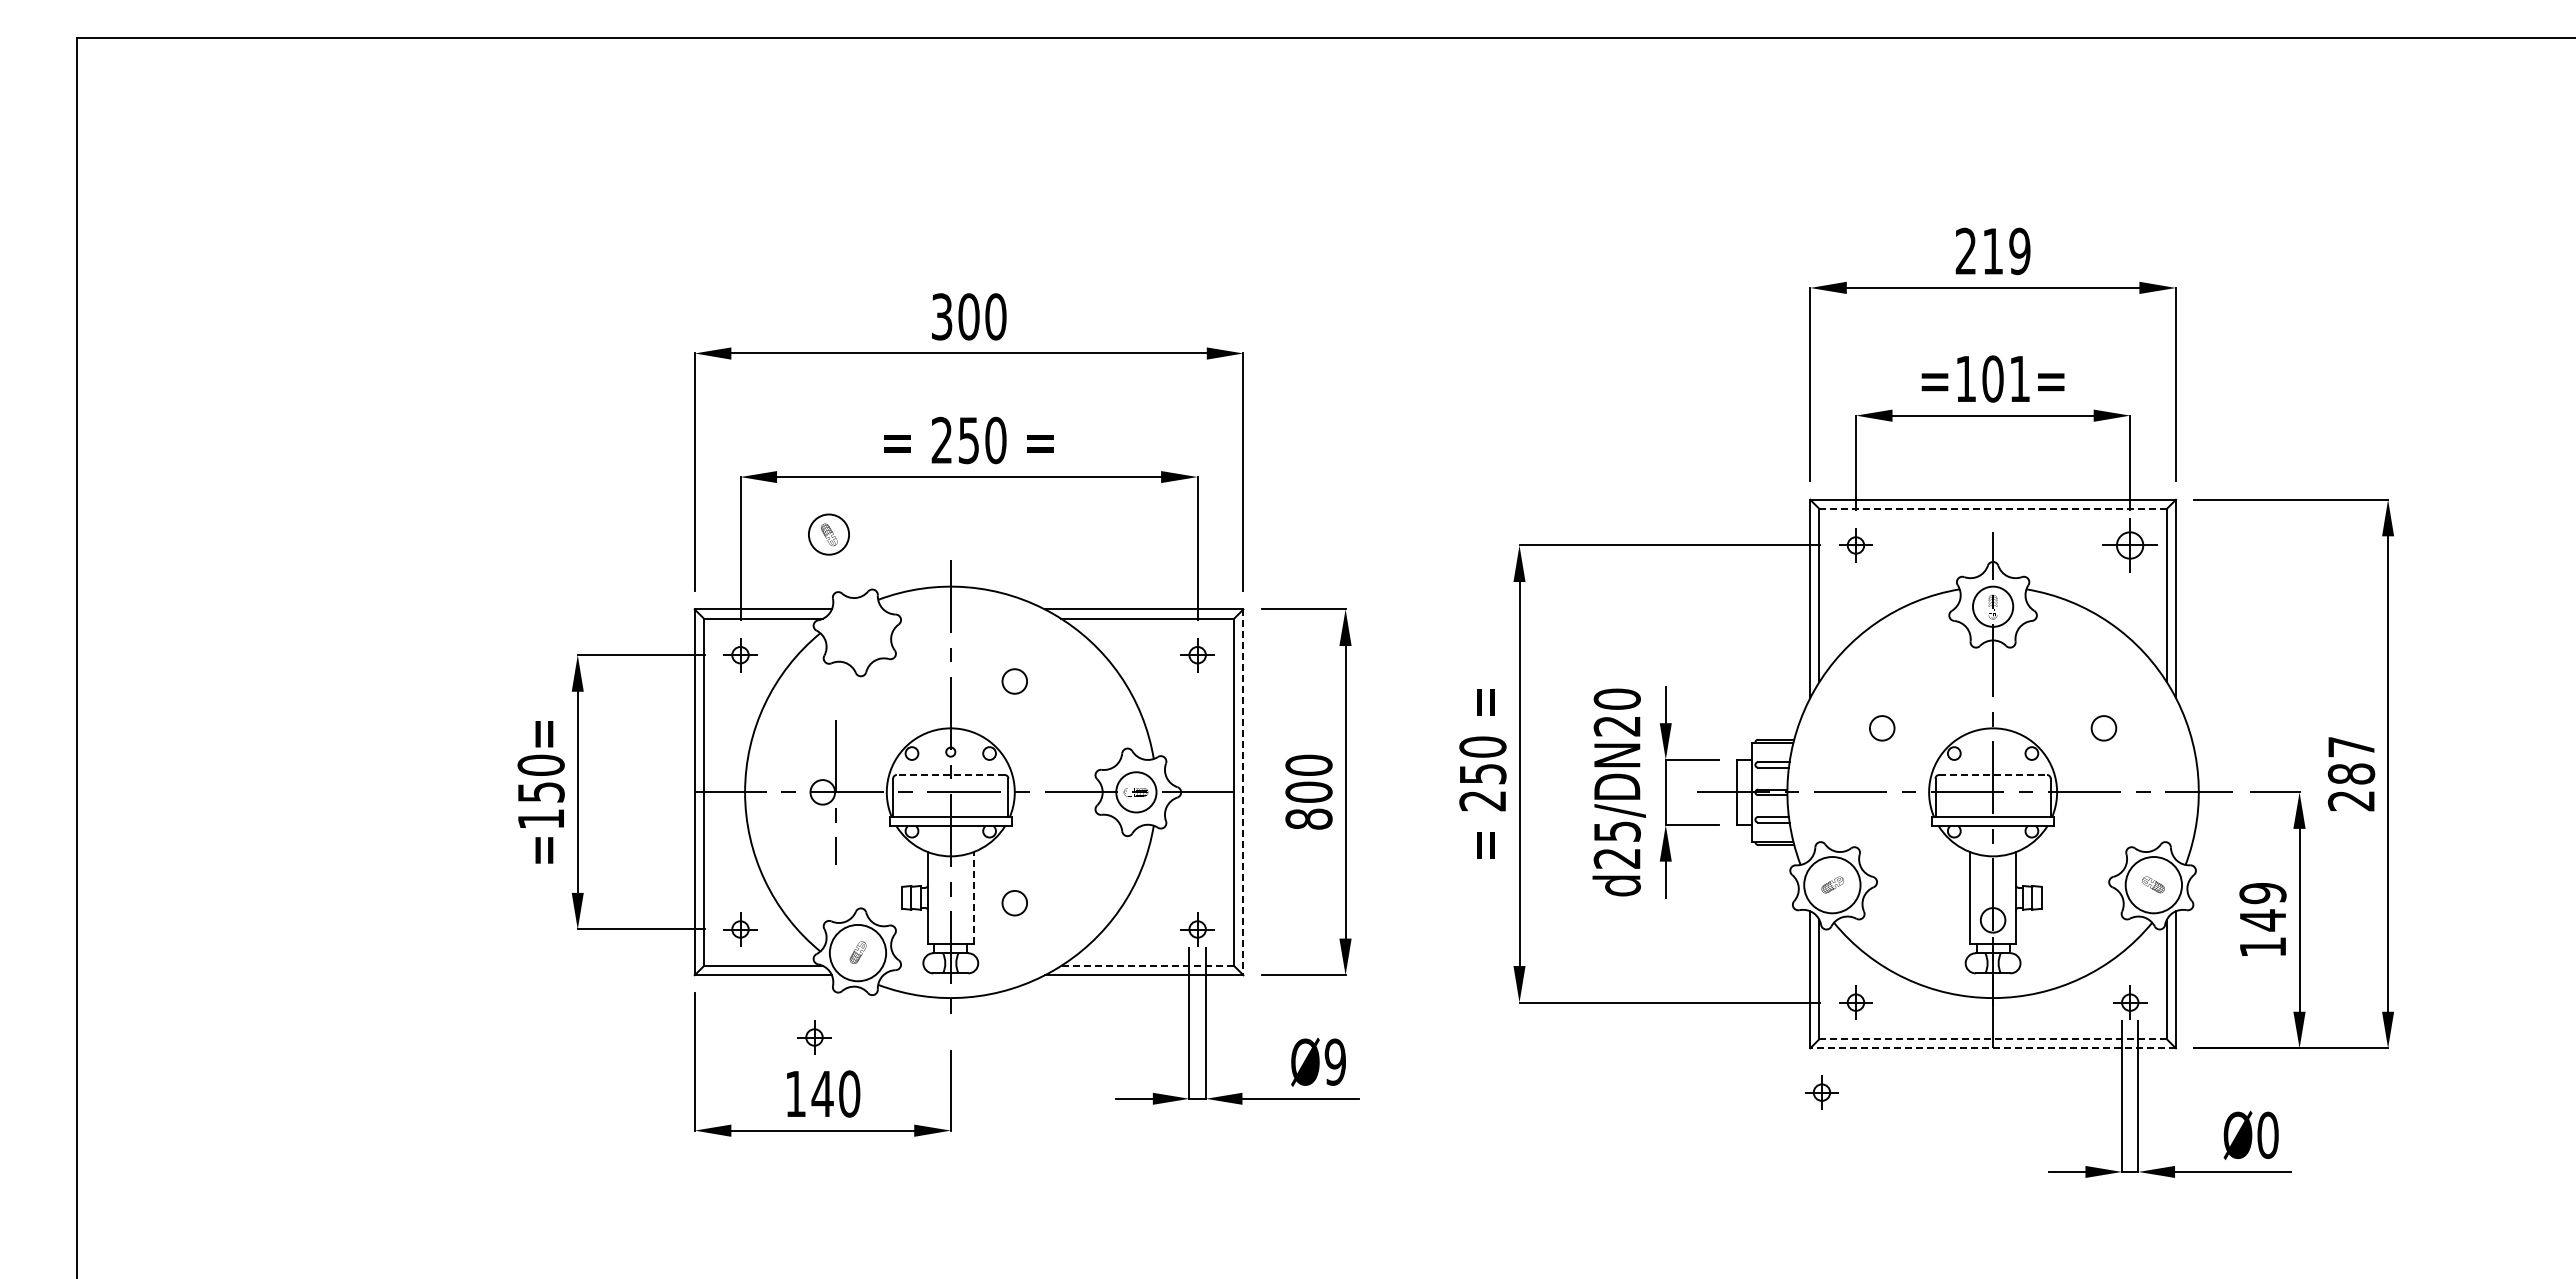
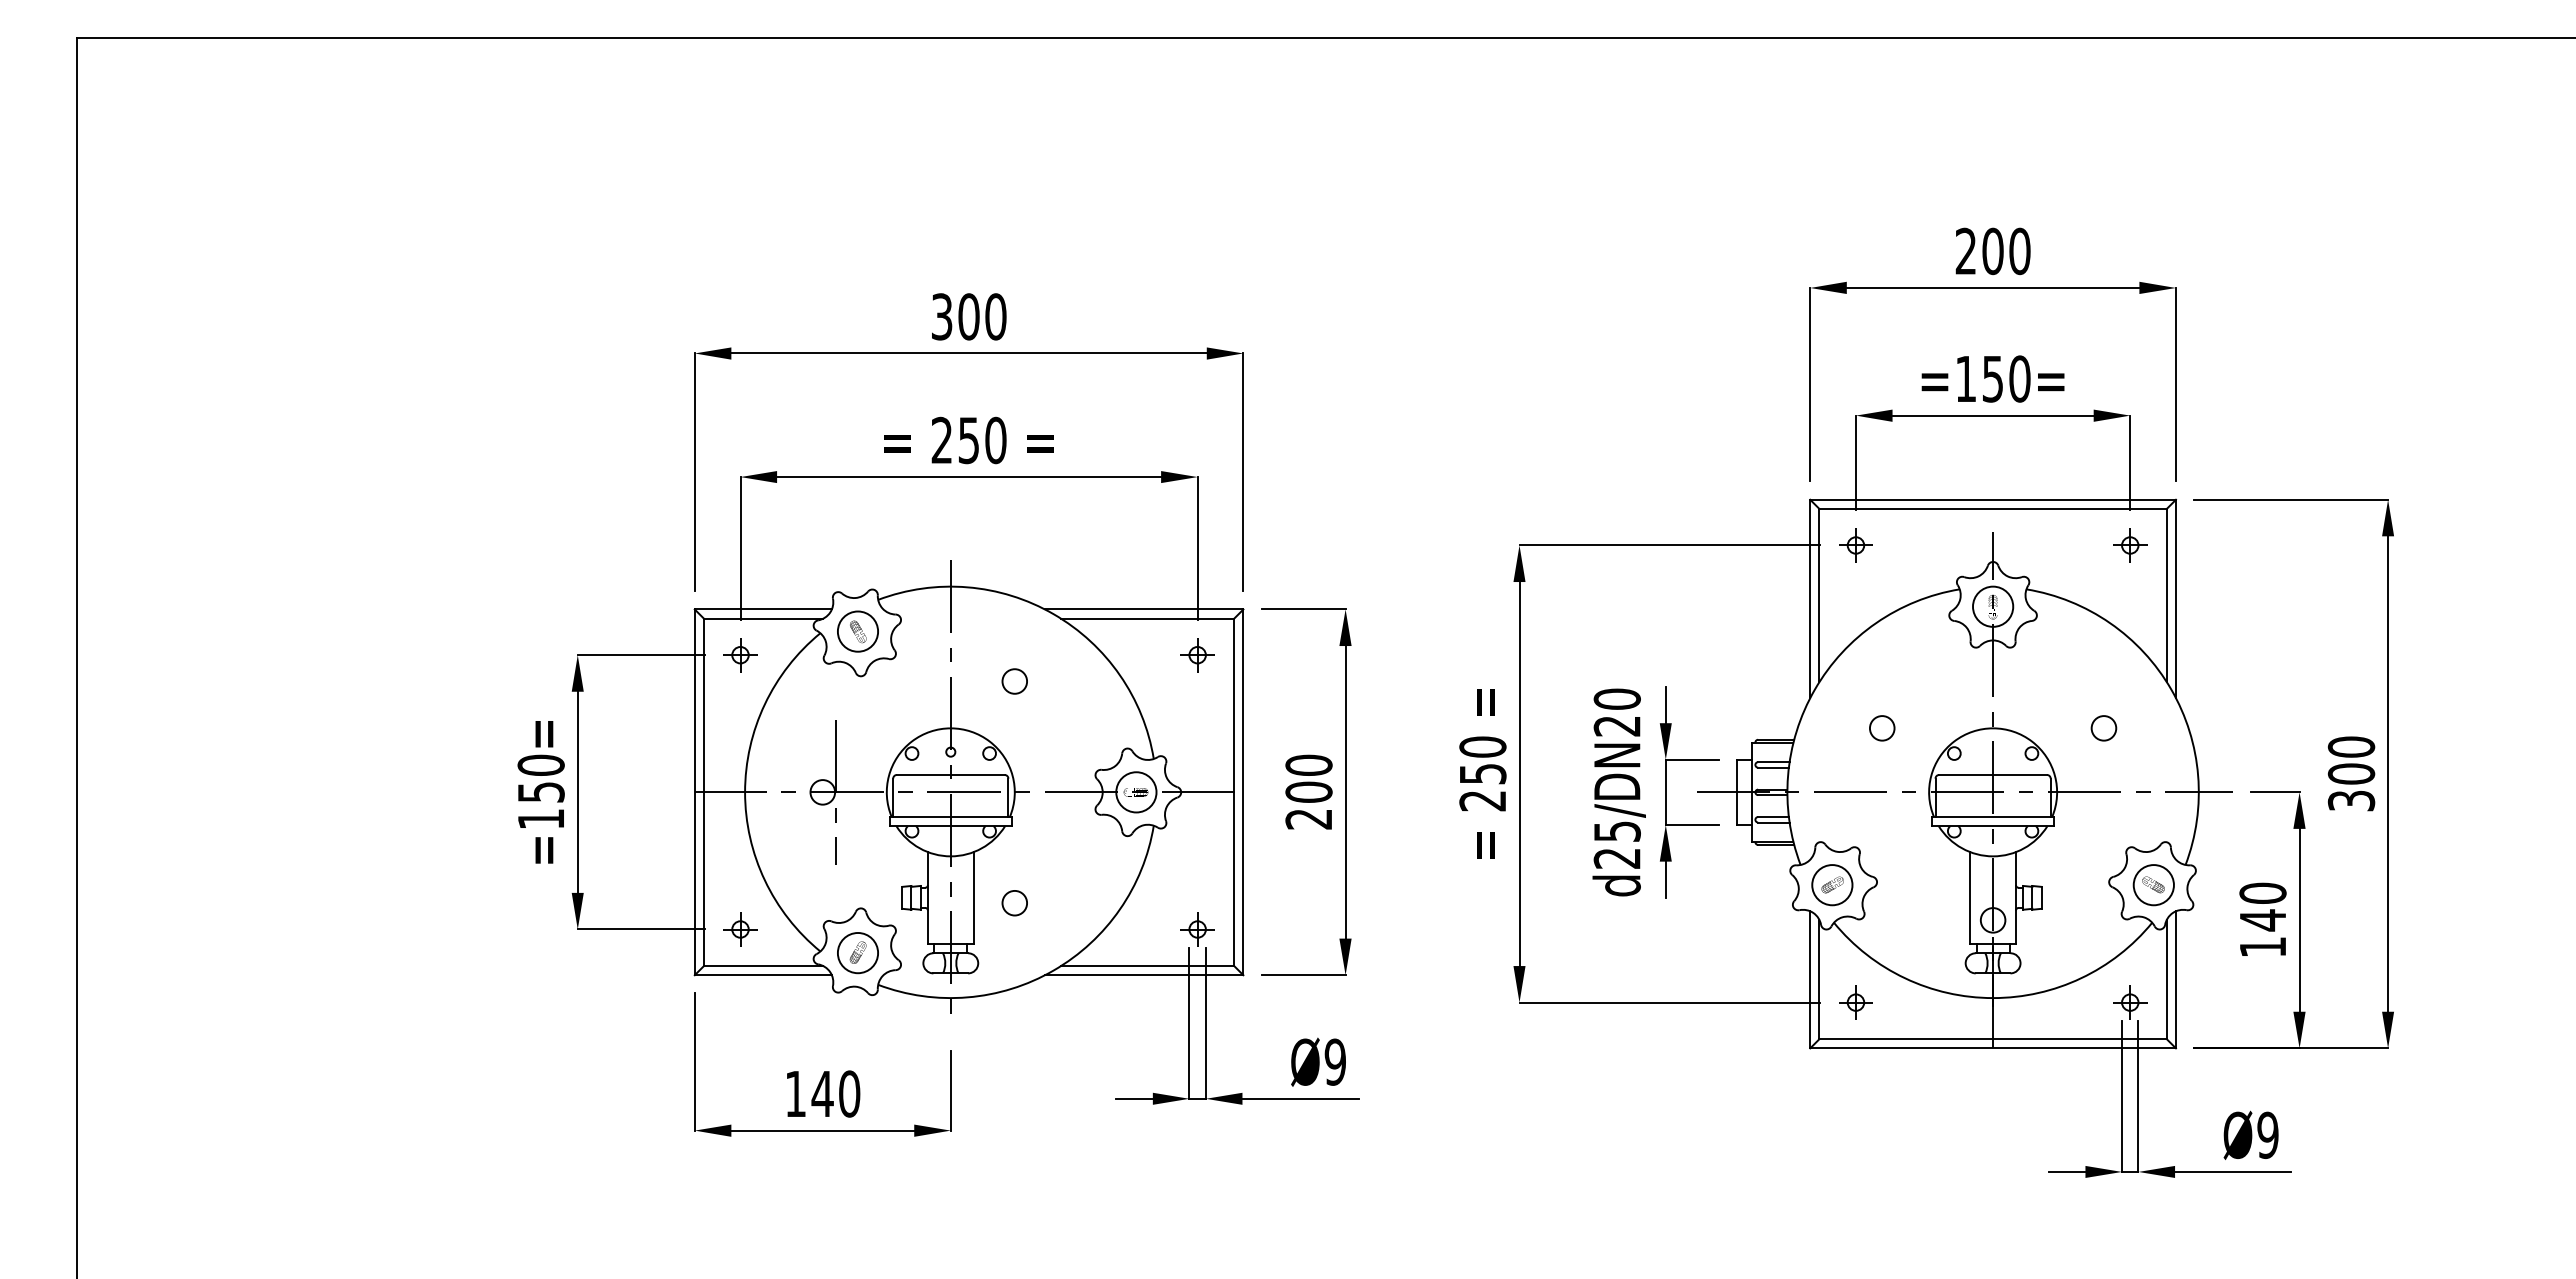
text: 219 -> 200 (2006, 251)
text: =101= -> =150= (2006, 378)
line: dashed -> solid (1993, 508)
part position: (828, 534) -> (857, 631) (857, 631)
part size: 56x55 px -> 35x35 px (2130, 545)
text: 287 -> 300 (2351, 773)
line: dashed -> solid (950, 774)
line: dashed -> solid (1993, 774)
line: dashed -> solid (1243, 792)
text: 800 -> 200 (1308, 818)
circle diameter: 56 px -> 40 px (1832, 885)
circle diameter: 56 px -> 40 px (2153, 885)
text: 149 -> 140 (2262, 893)
line: dashed -> solid (973, 898)
circle diameter: 56 px -> 40 px (857, 952)
line: dashed -> solid (1147, 966)
part: present -> none (814, 1037)
line: dashed -> solid (1993, 1039)
line: dashed -> solid (1993, 1048)
part: present -> none (1821, 1092)
text: Ø0 -> Ø9 (2267, 1134)
